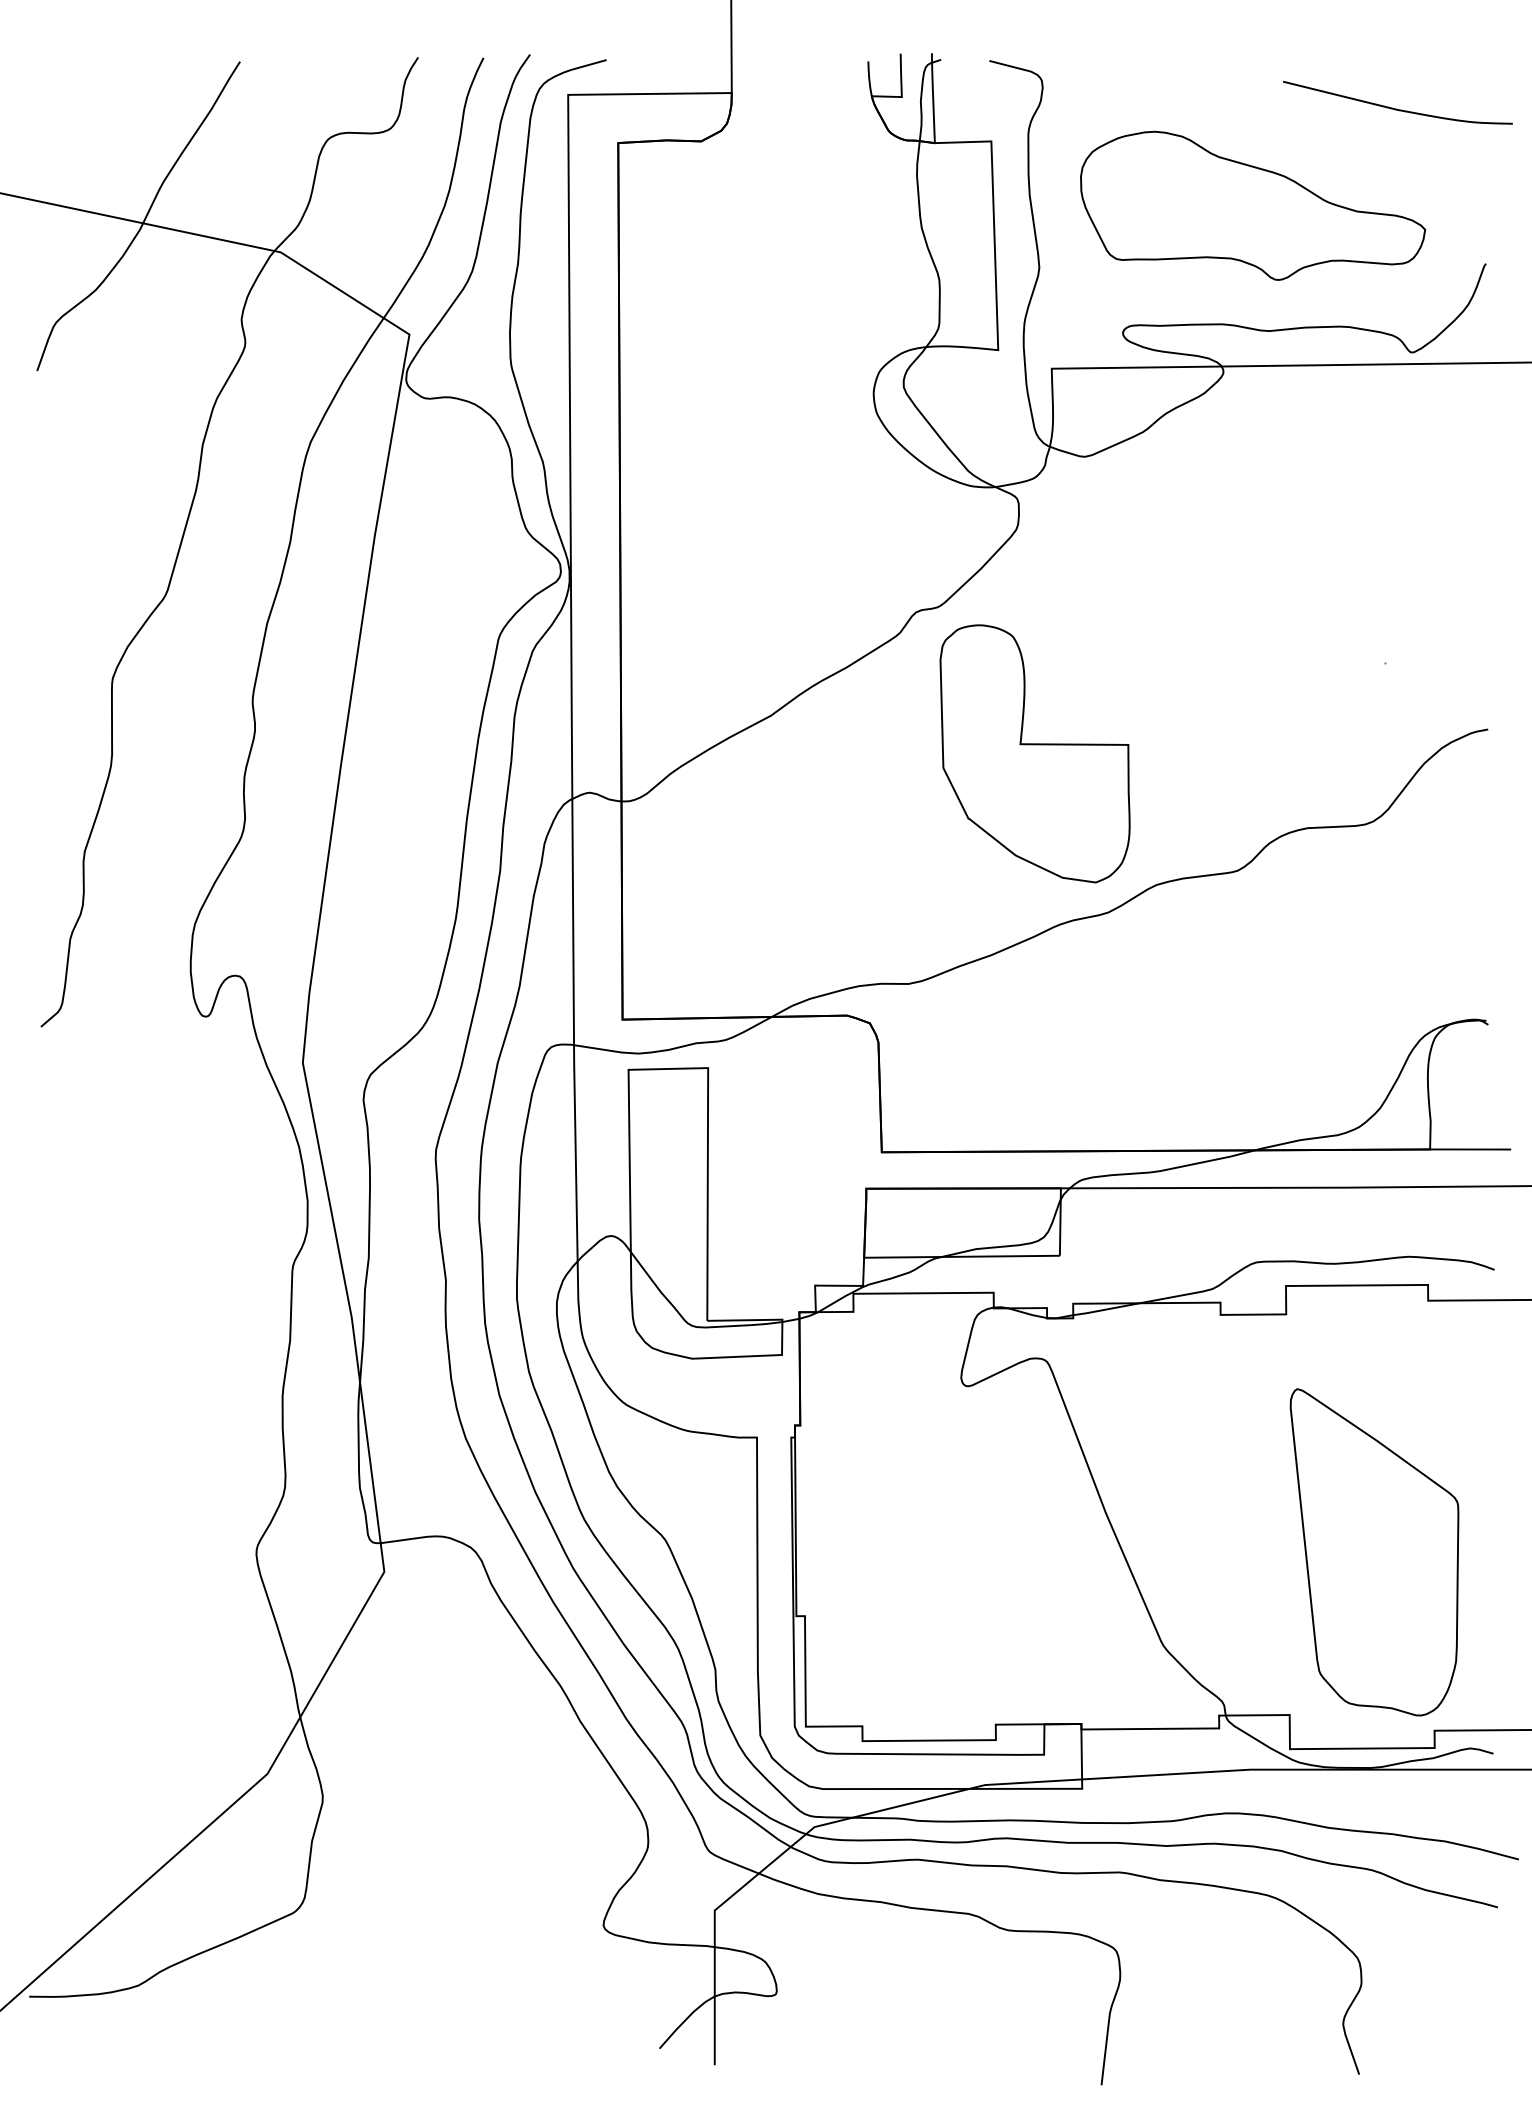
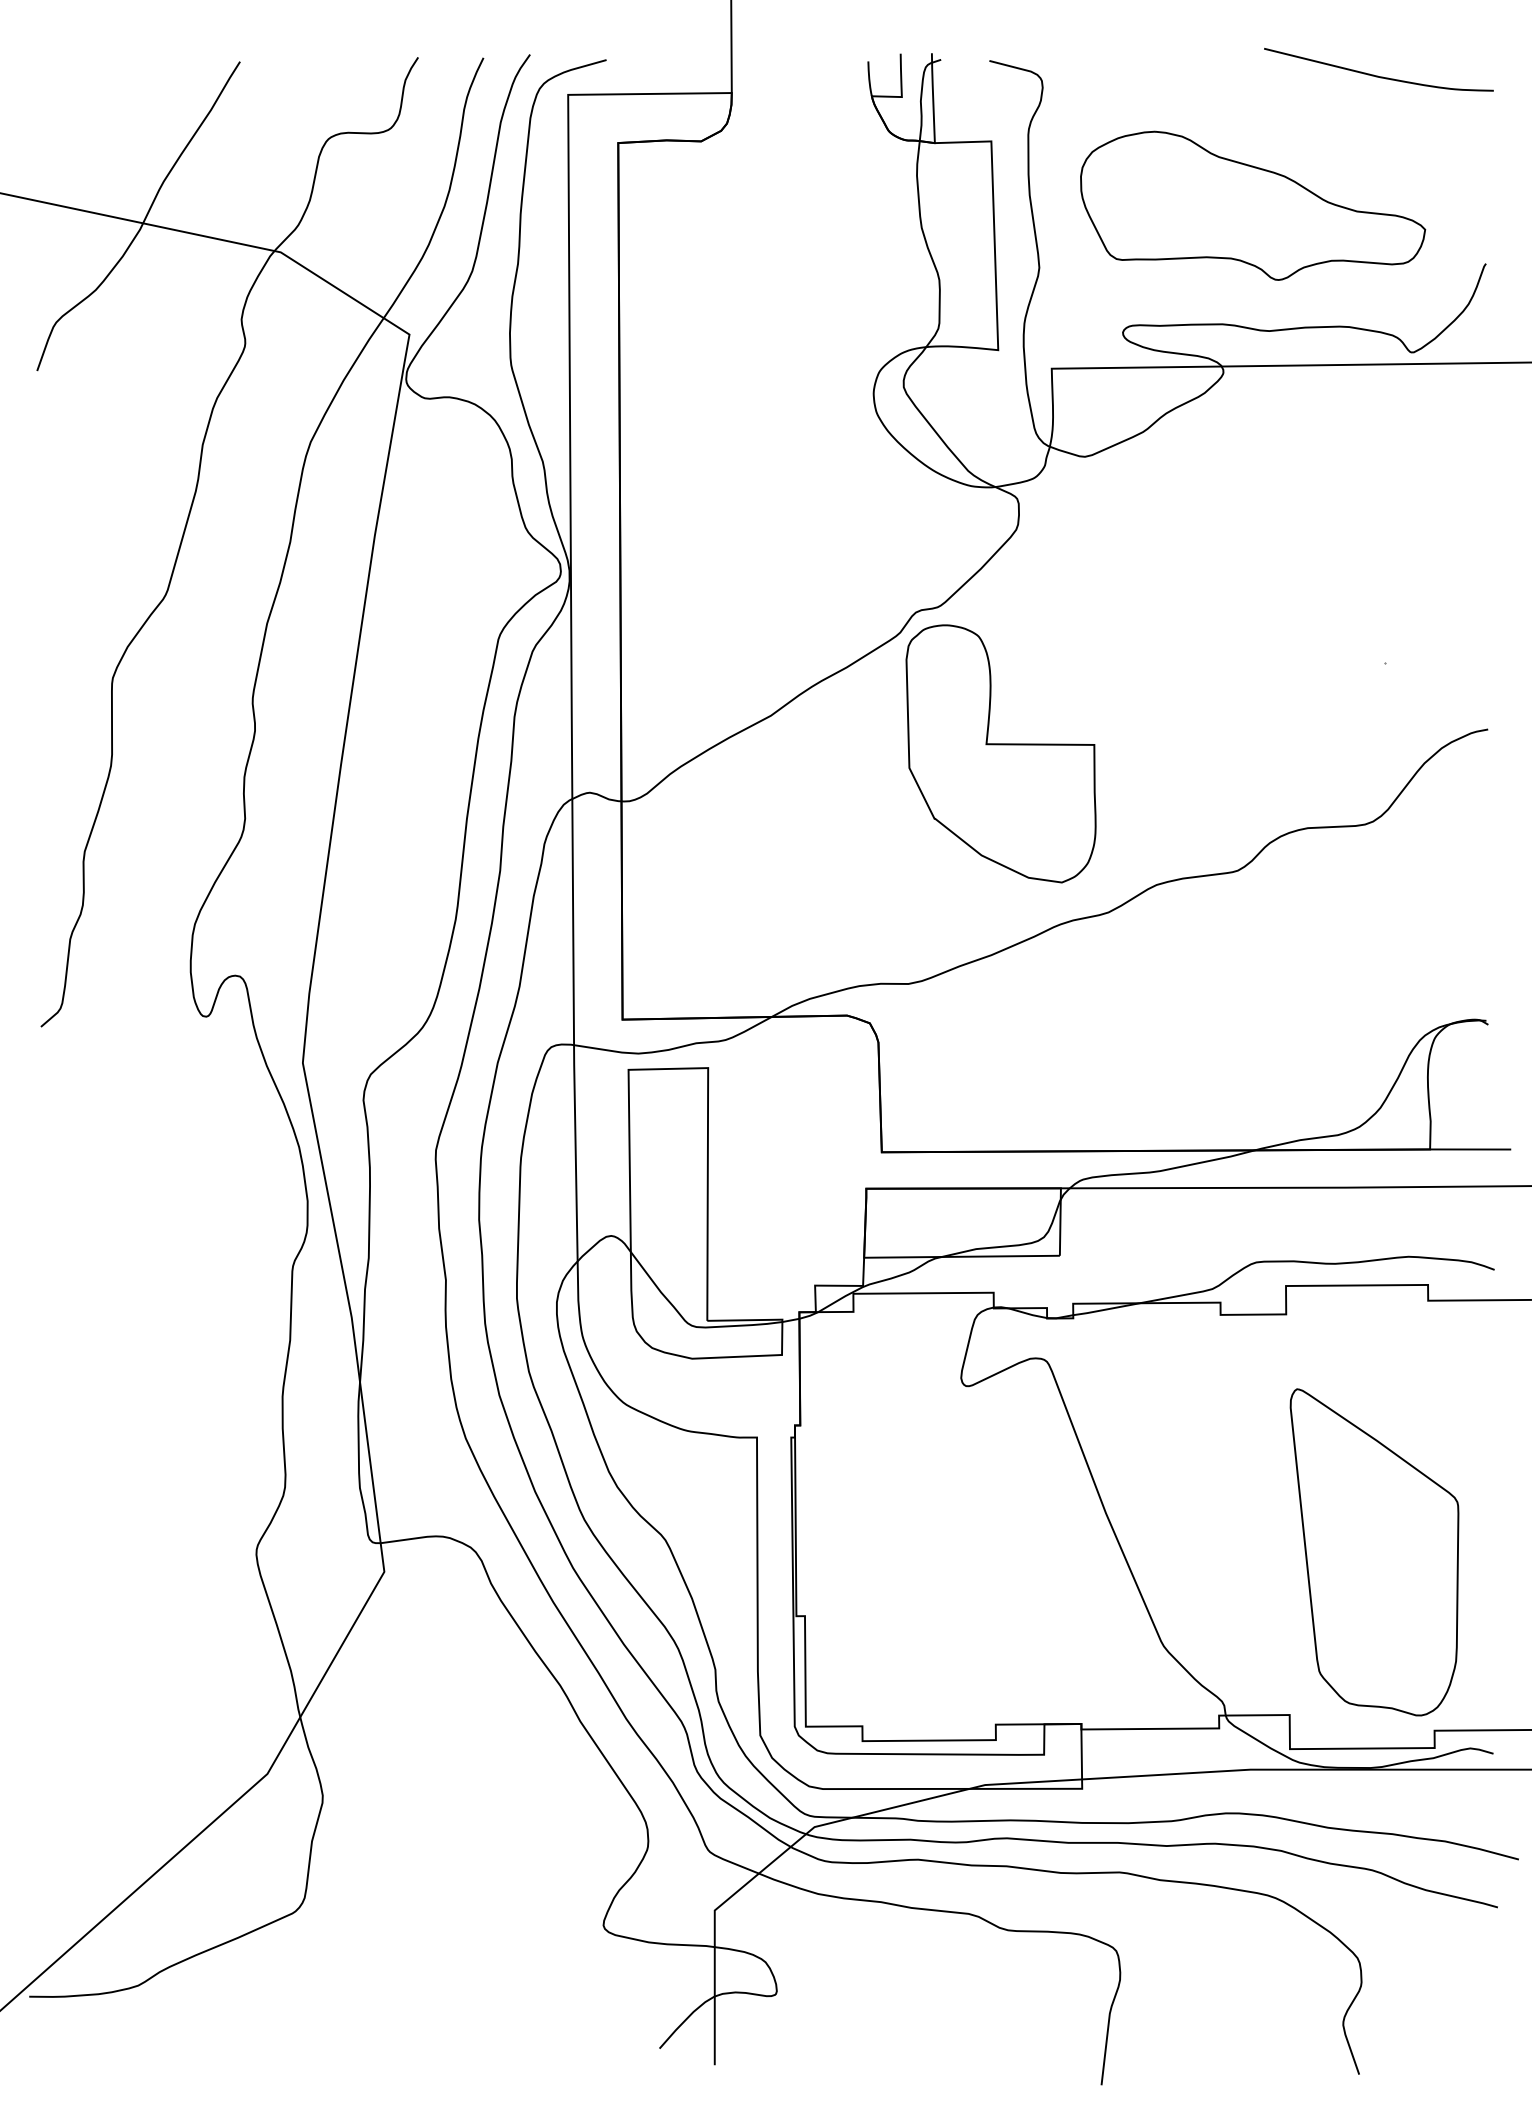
curve position: (1397, 108) -> (1378, 75) (1378, 75)
part position: (1034, 753) -> (1000, 753) (1000, 753)
